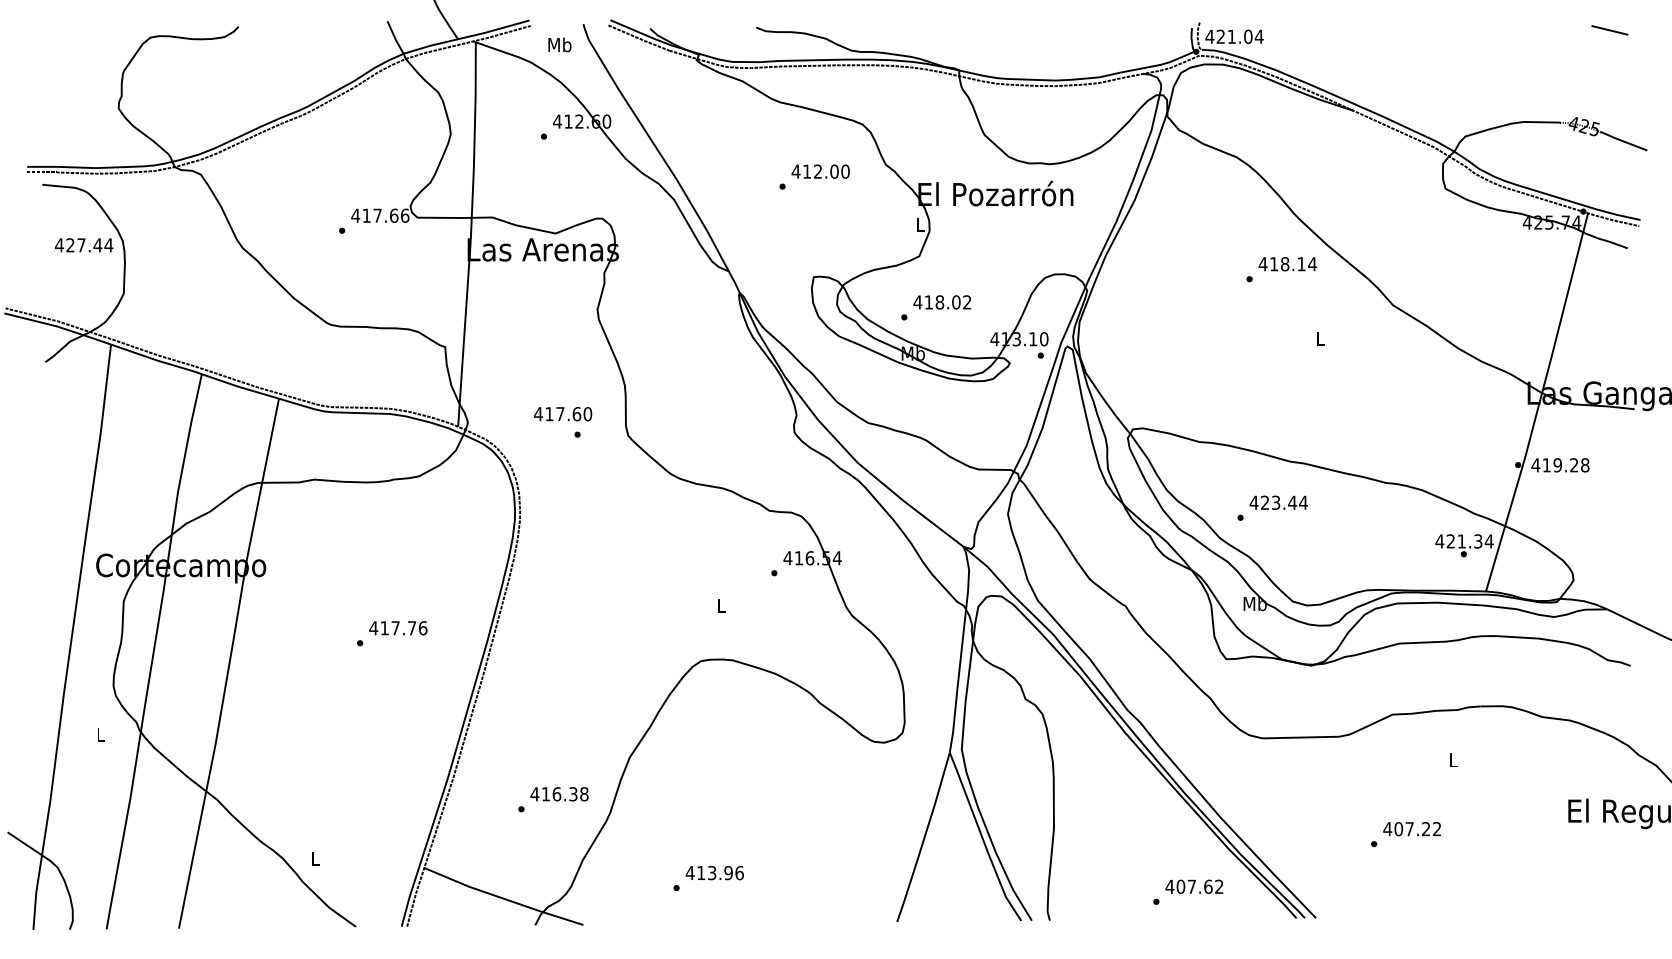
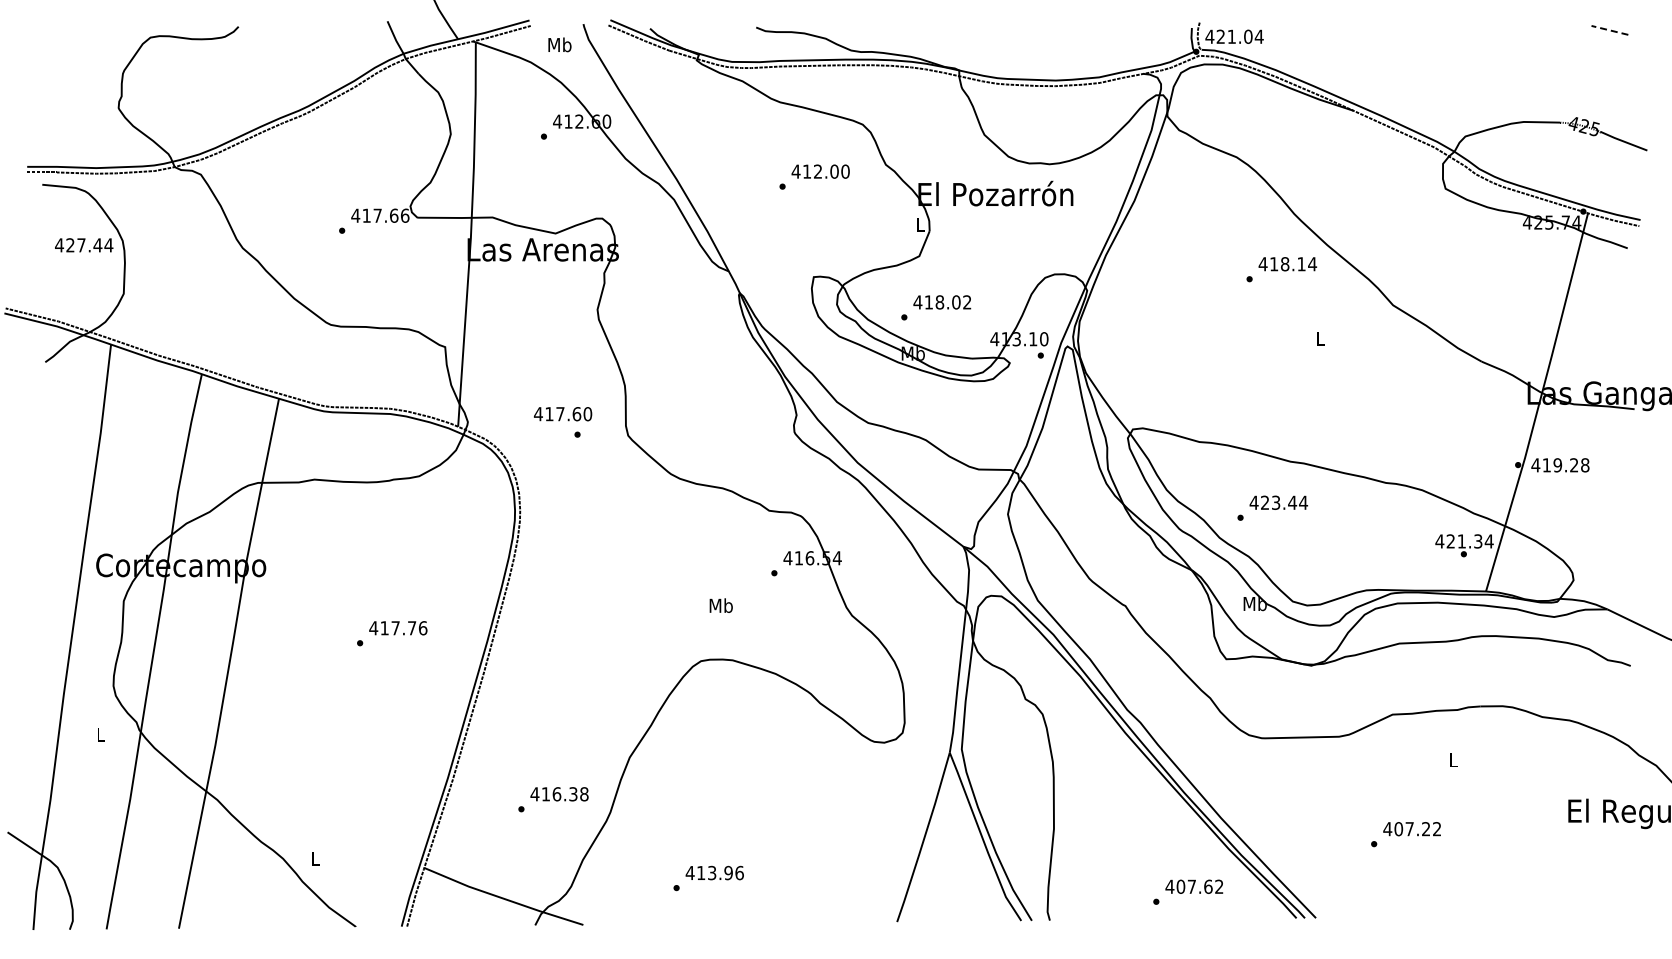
line: solid -> dashed (1609, 30)
text: L -> Mb (720, 605)
